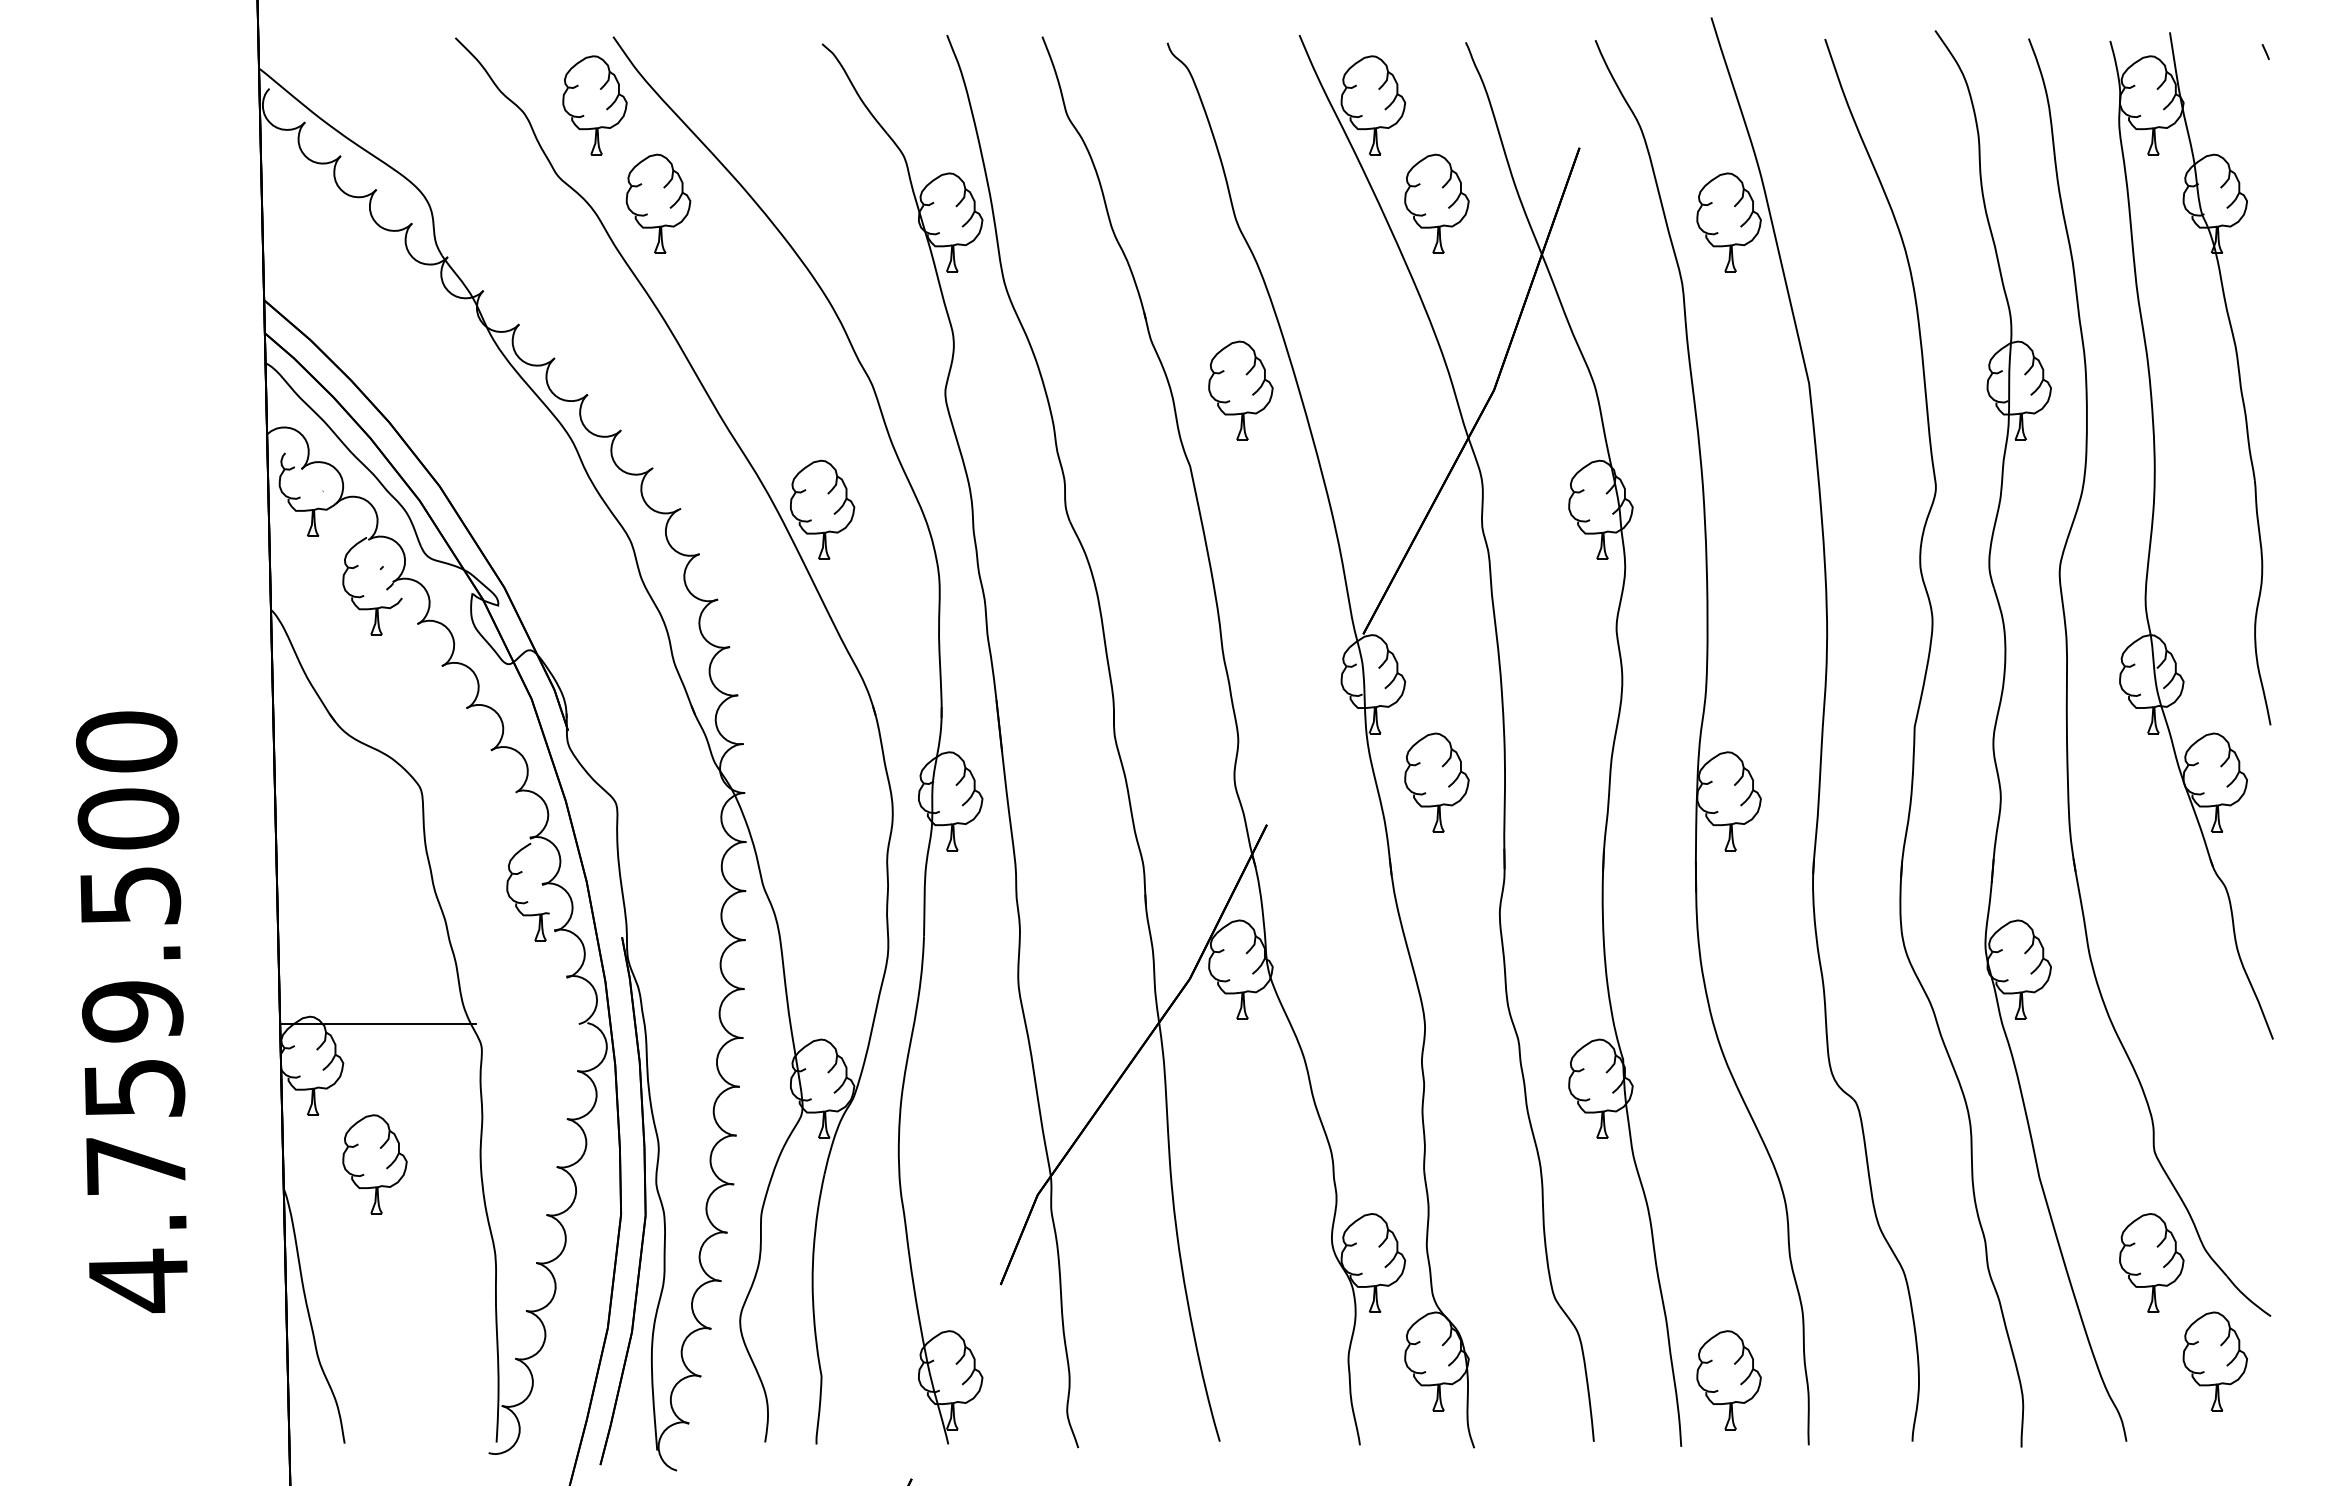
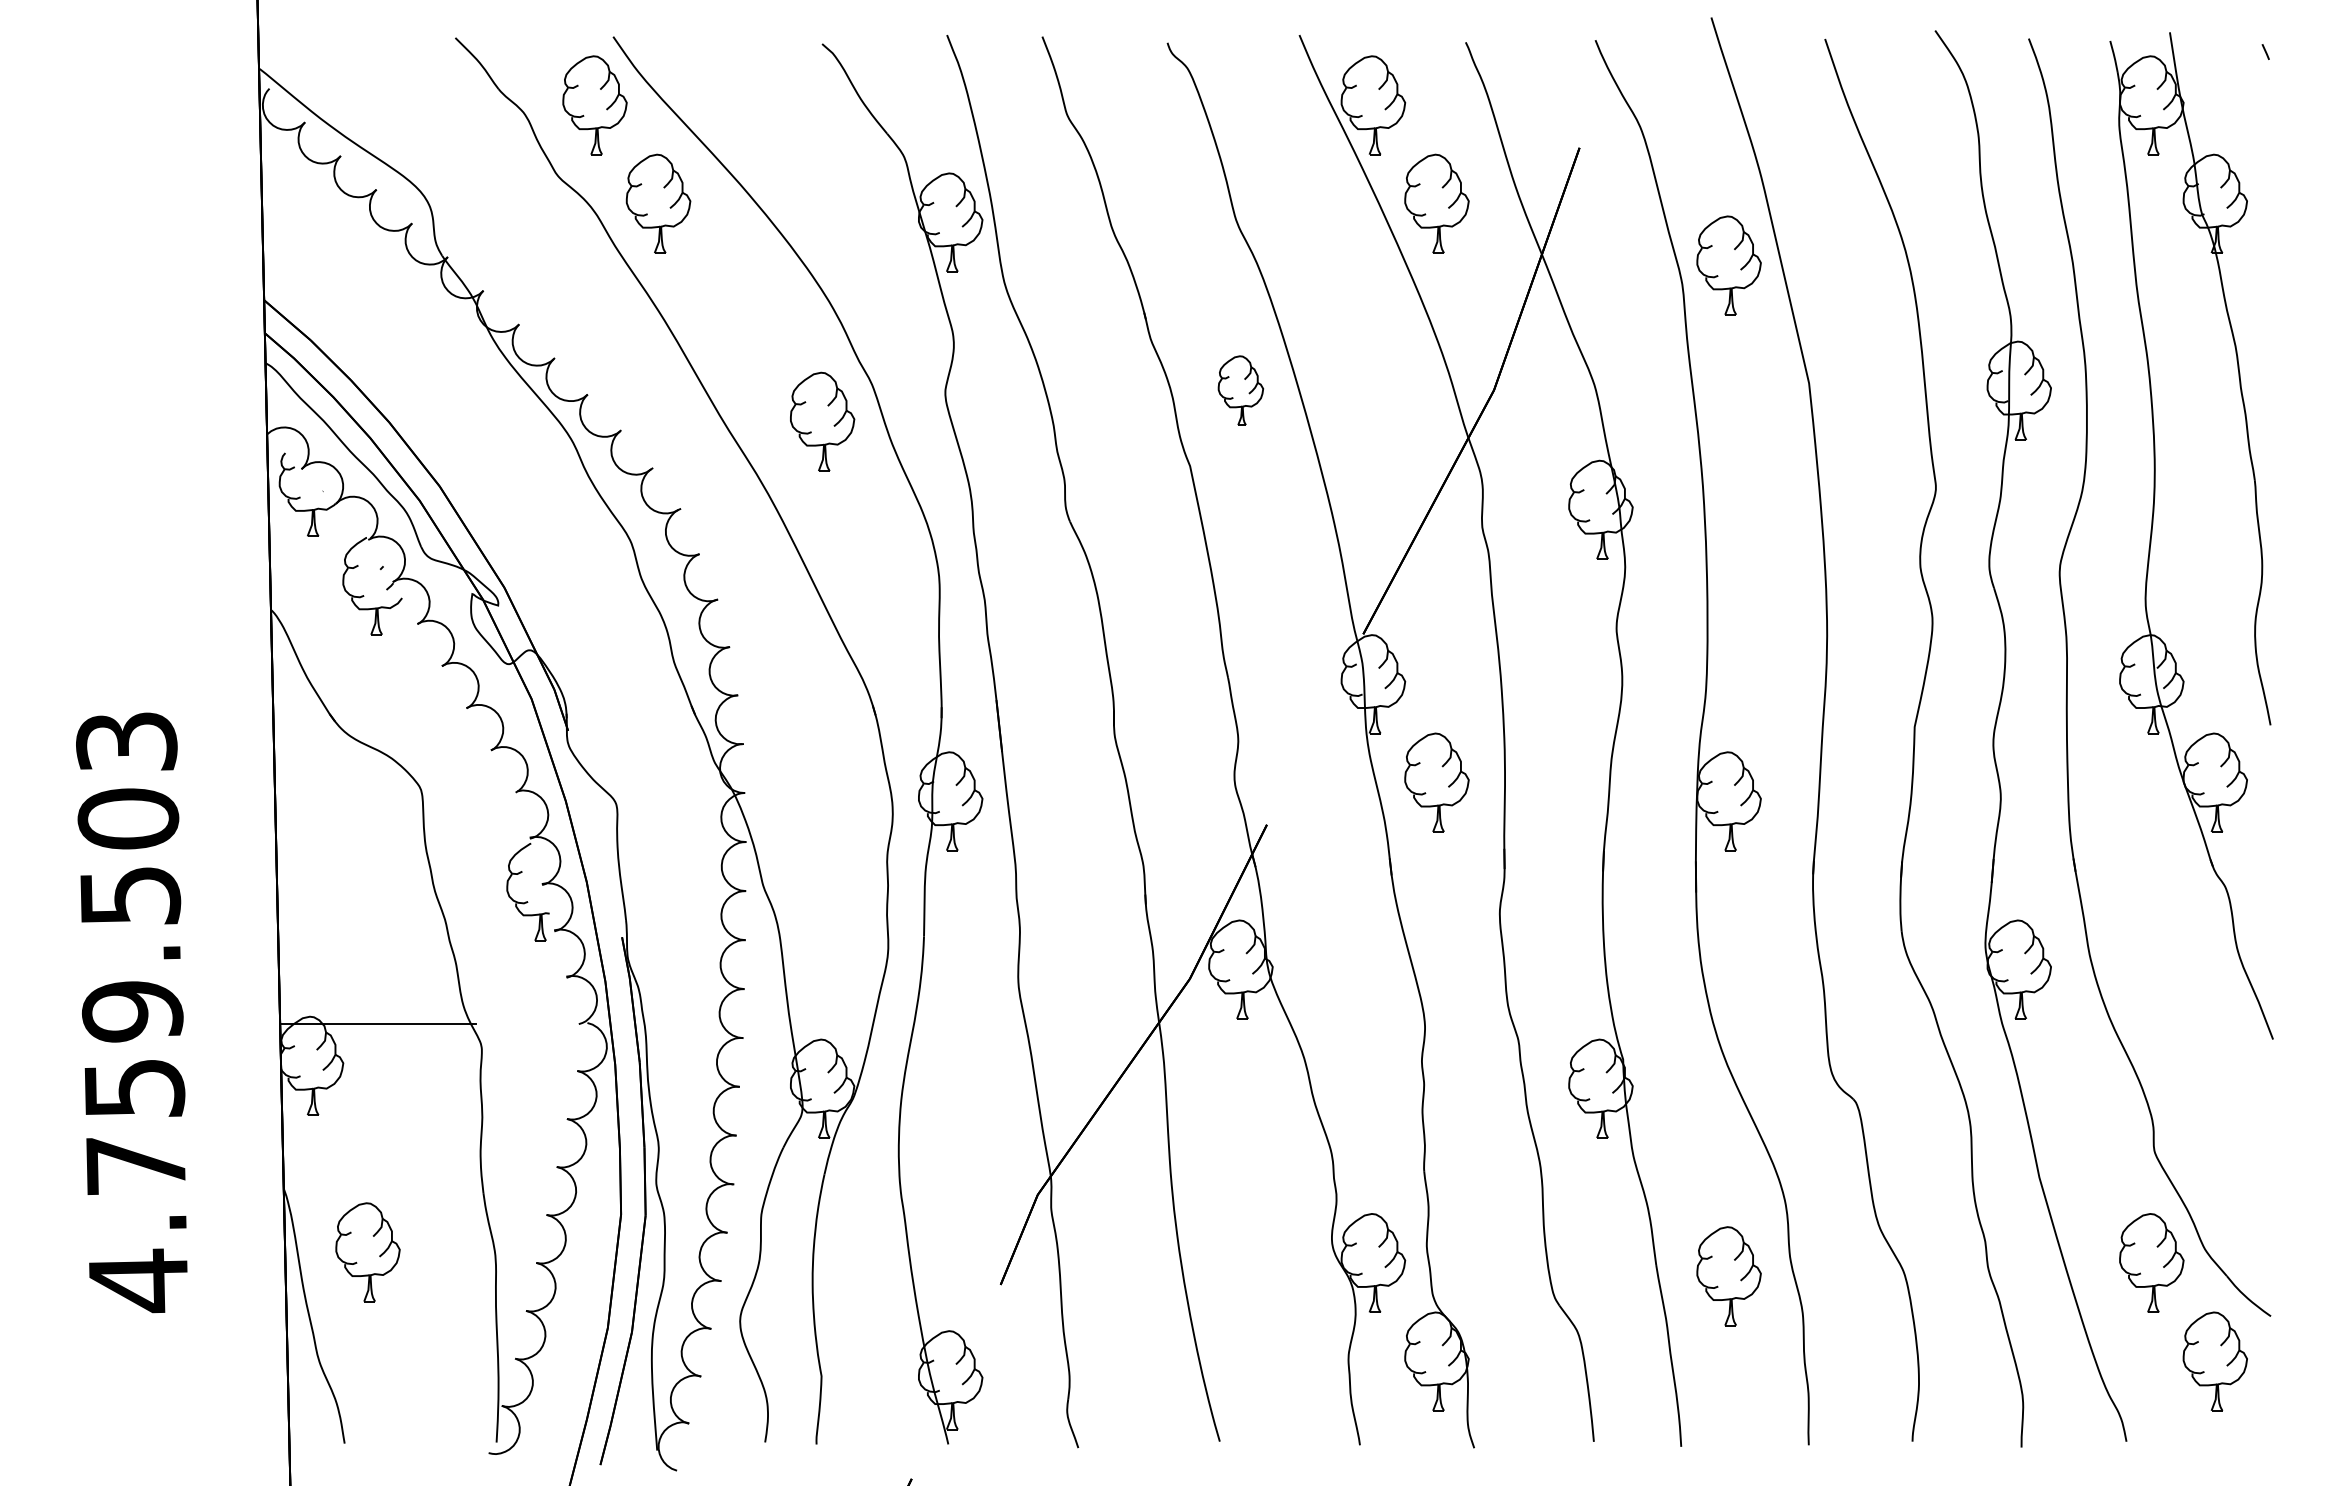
part position: (1728, 222) -> (1728, 265) (1728, 265)
part size: 66x101 px -> 48x71 px (1240, 390)
part position: (822, 509) -> (822, 421) (822, 421)
text: 4.759.500 -> 4.759.503 (126, 741)
part position: (374, 1164) -> (367, 1252) (367, 1252)
part position: (1728, 1380) -> (1728, 1276) (1728, 1276)
